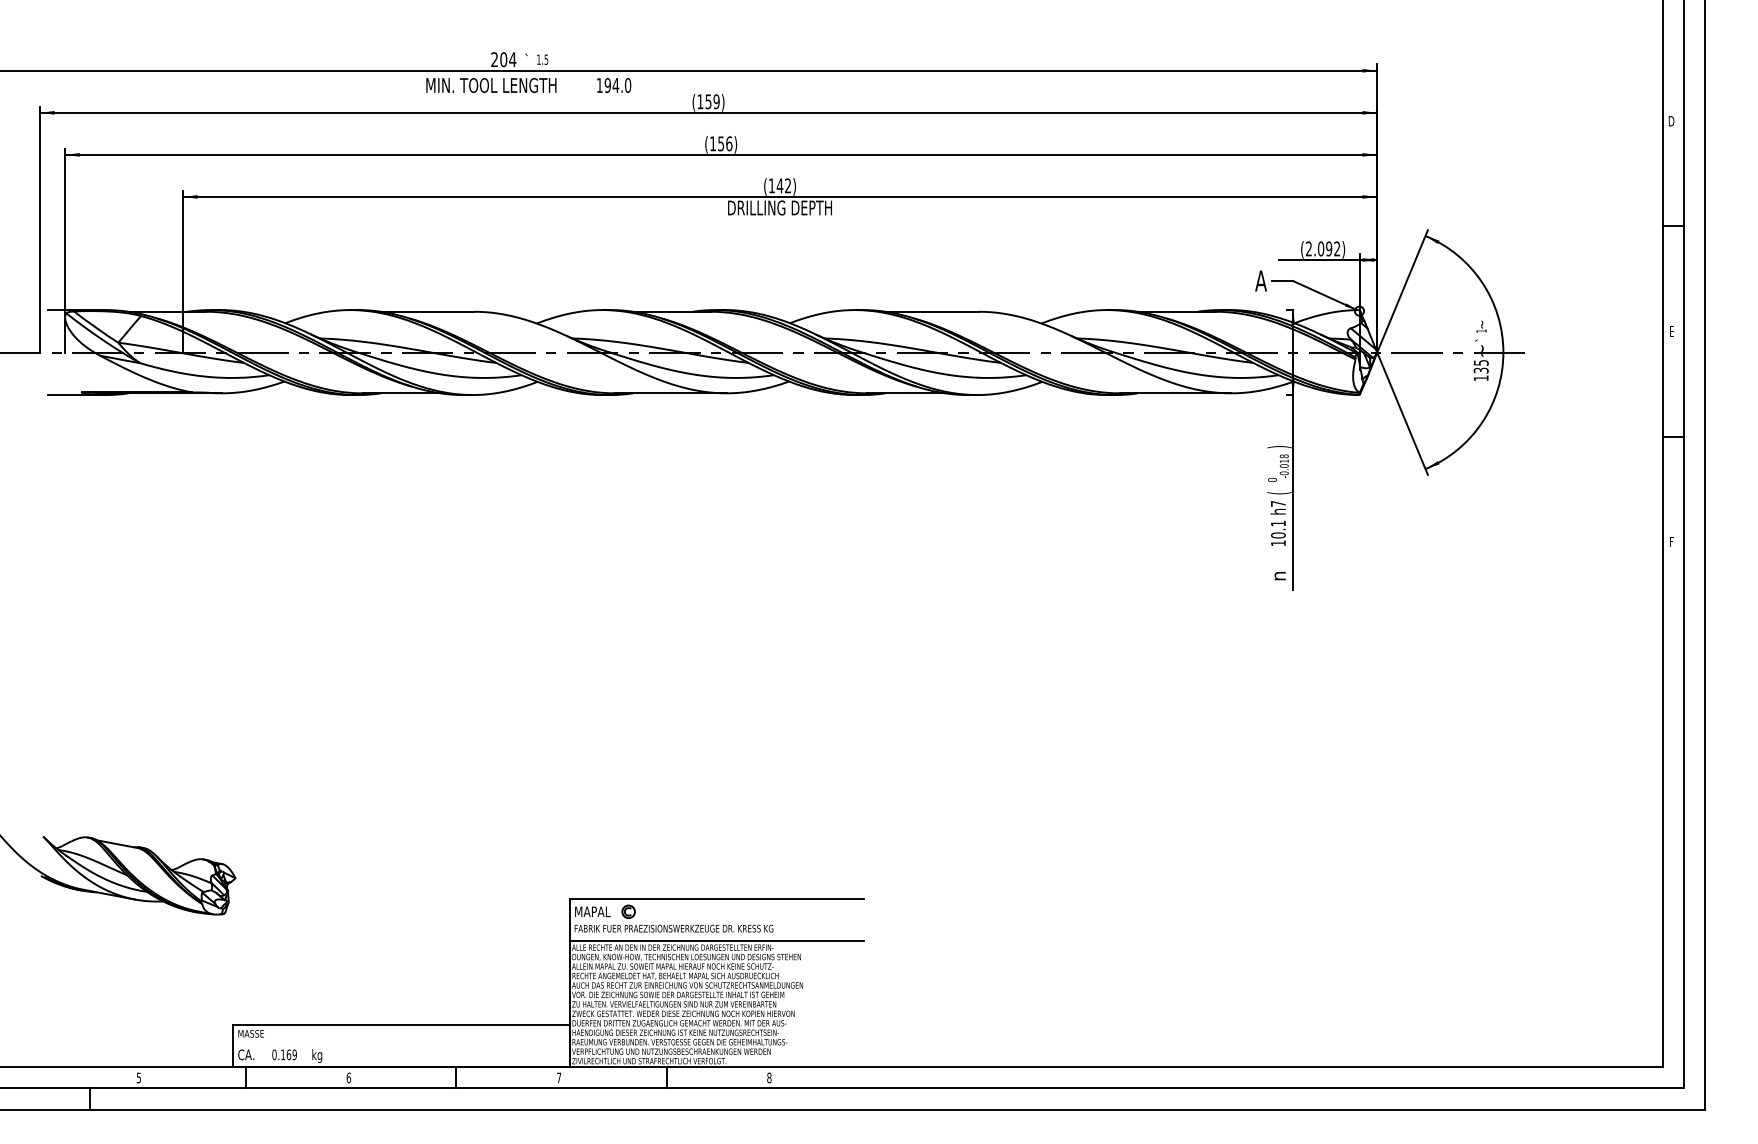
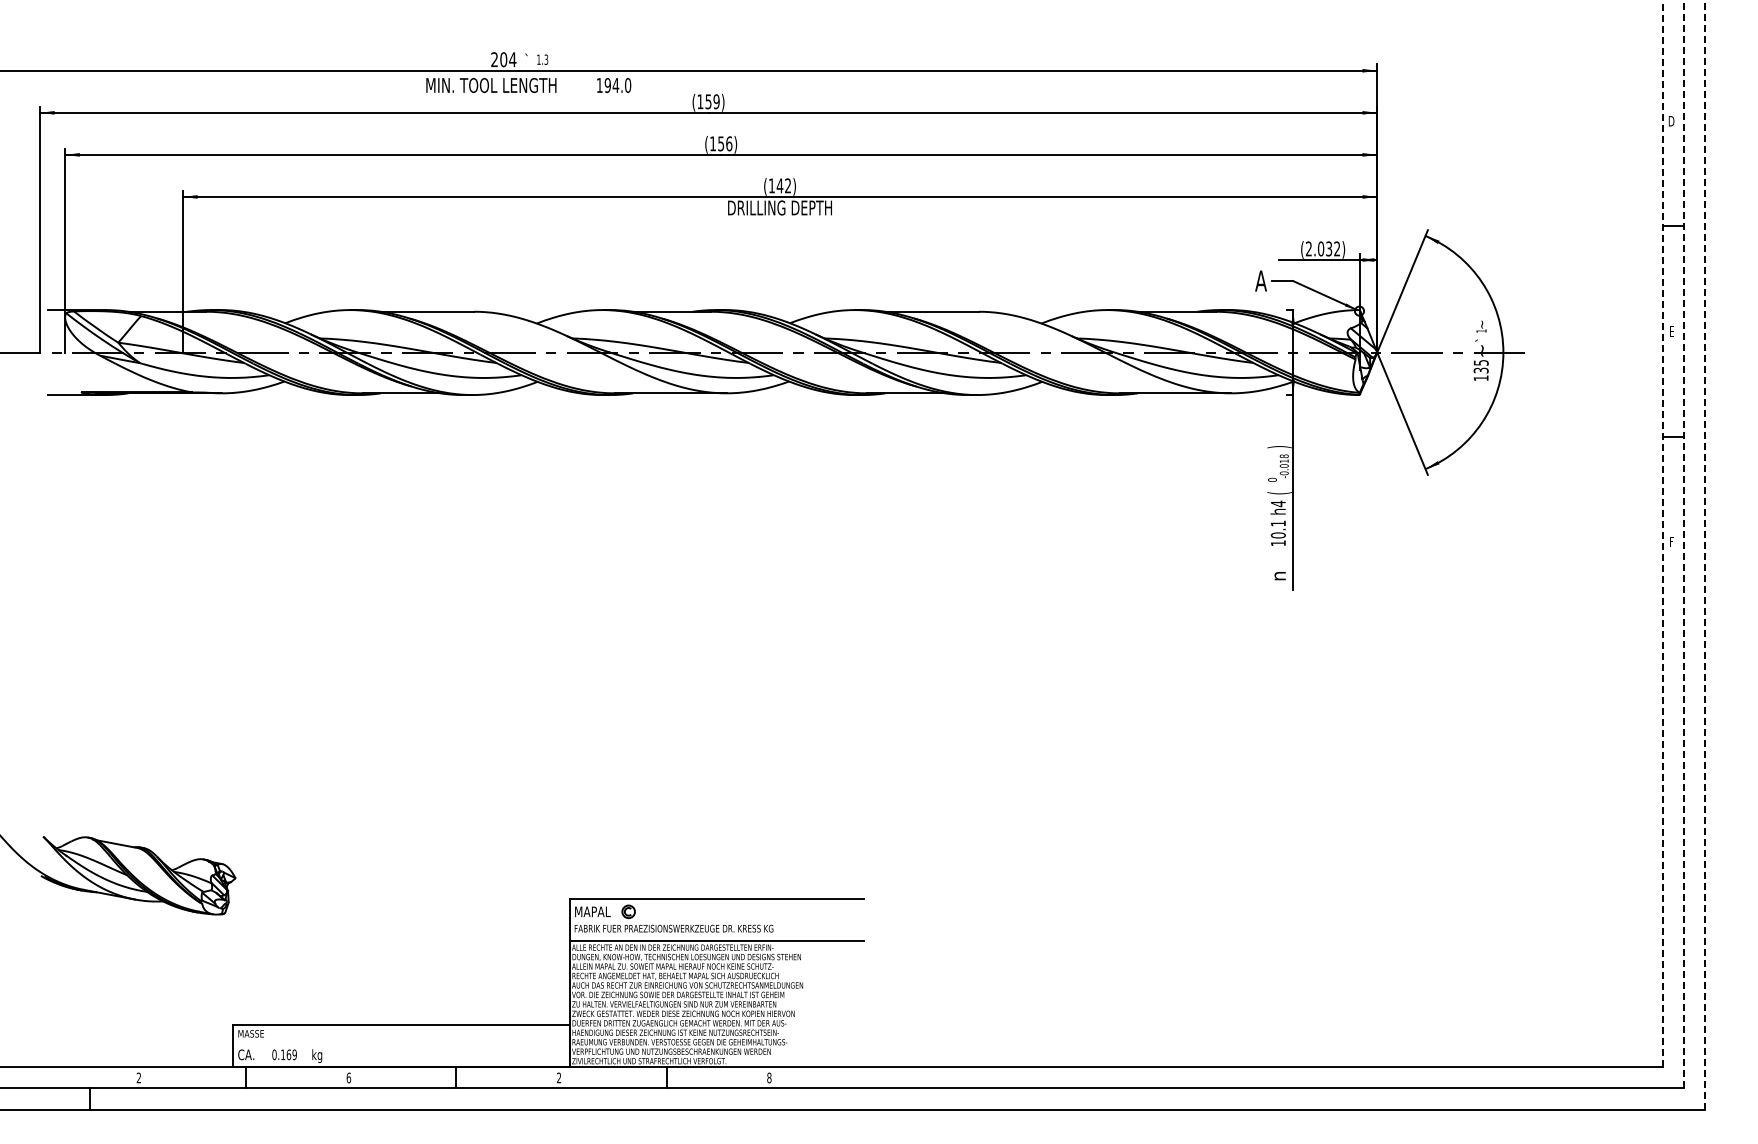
text: 1.5 -> 1.3 (546, 58)
text: (2.092) -> (2.032) (1329, 248)
text: h7 -> h4 (1278, 503)
line: solid -> dashed (1663, 533)
line: solid -> dashed (1684, 544)
line: solid -> dashed (1705, 554)
text: 5 -> 2 (138, 1077)
text: 7 -> 2 (559, 1077)
